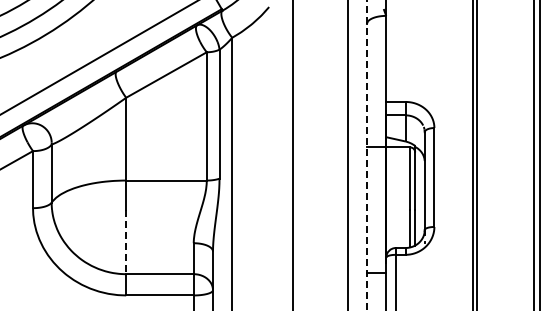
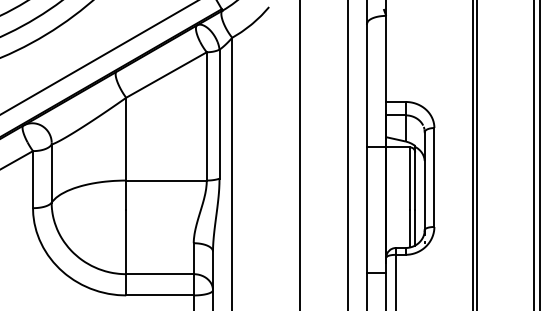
line position: (292, 154) -> (299, 154) (299, 154)
line: dashed -> solid (367, 155)
line: dashed -> solid (126, 242)
